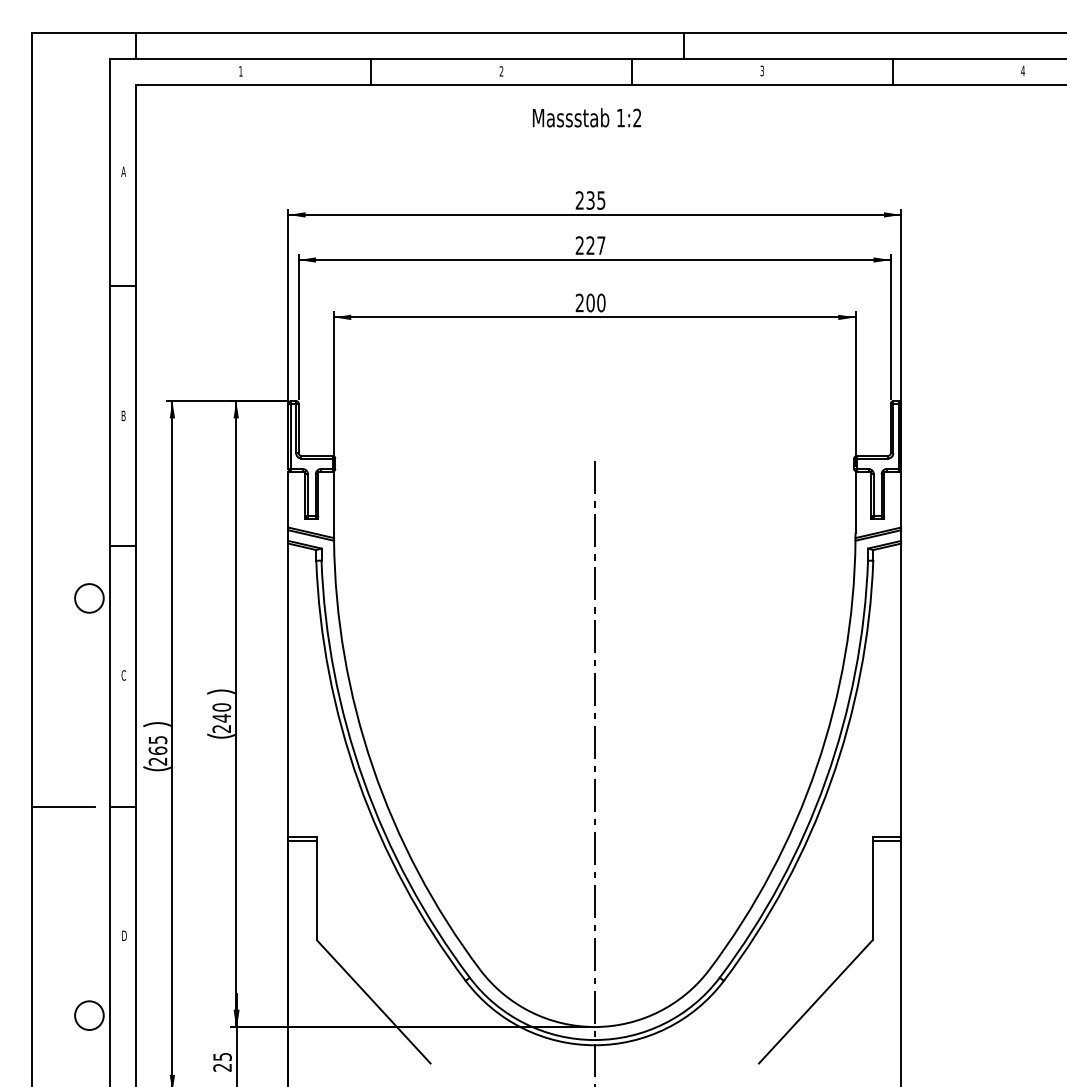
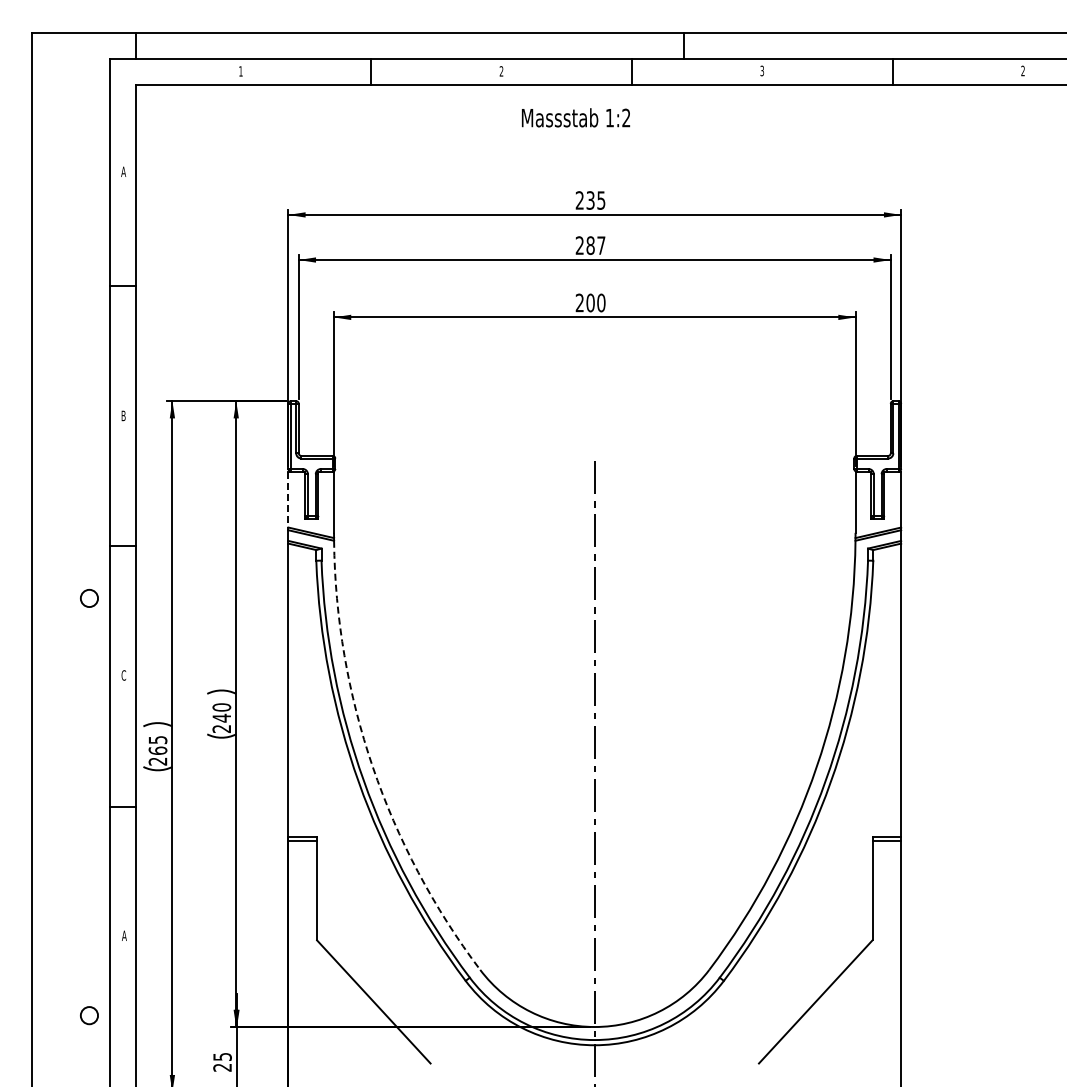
text: 4 -> 2 (1023, 70)
text position: (587, 117) -> (576, 117) (576, 117)
text: 227 -> 287 (590, 245)
line: solid -> dashed (288, 499)
circle diameter: 29 px -> 17 px (89, 598)
arc: solid -> dashed (372, 767)
line: present -> none (63, 807)
text: D -> A (124, 935)
circle diameter: 29 px -> 17 px (89, 1015)
